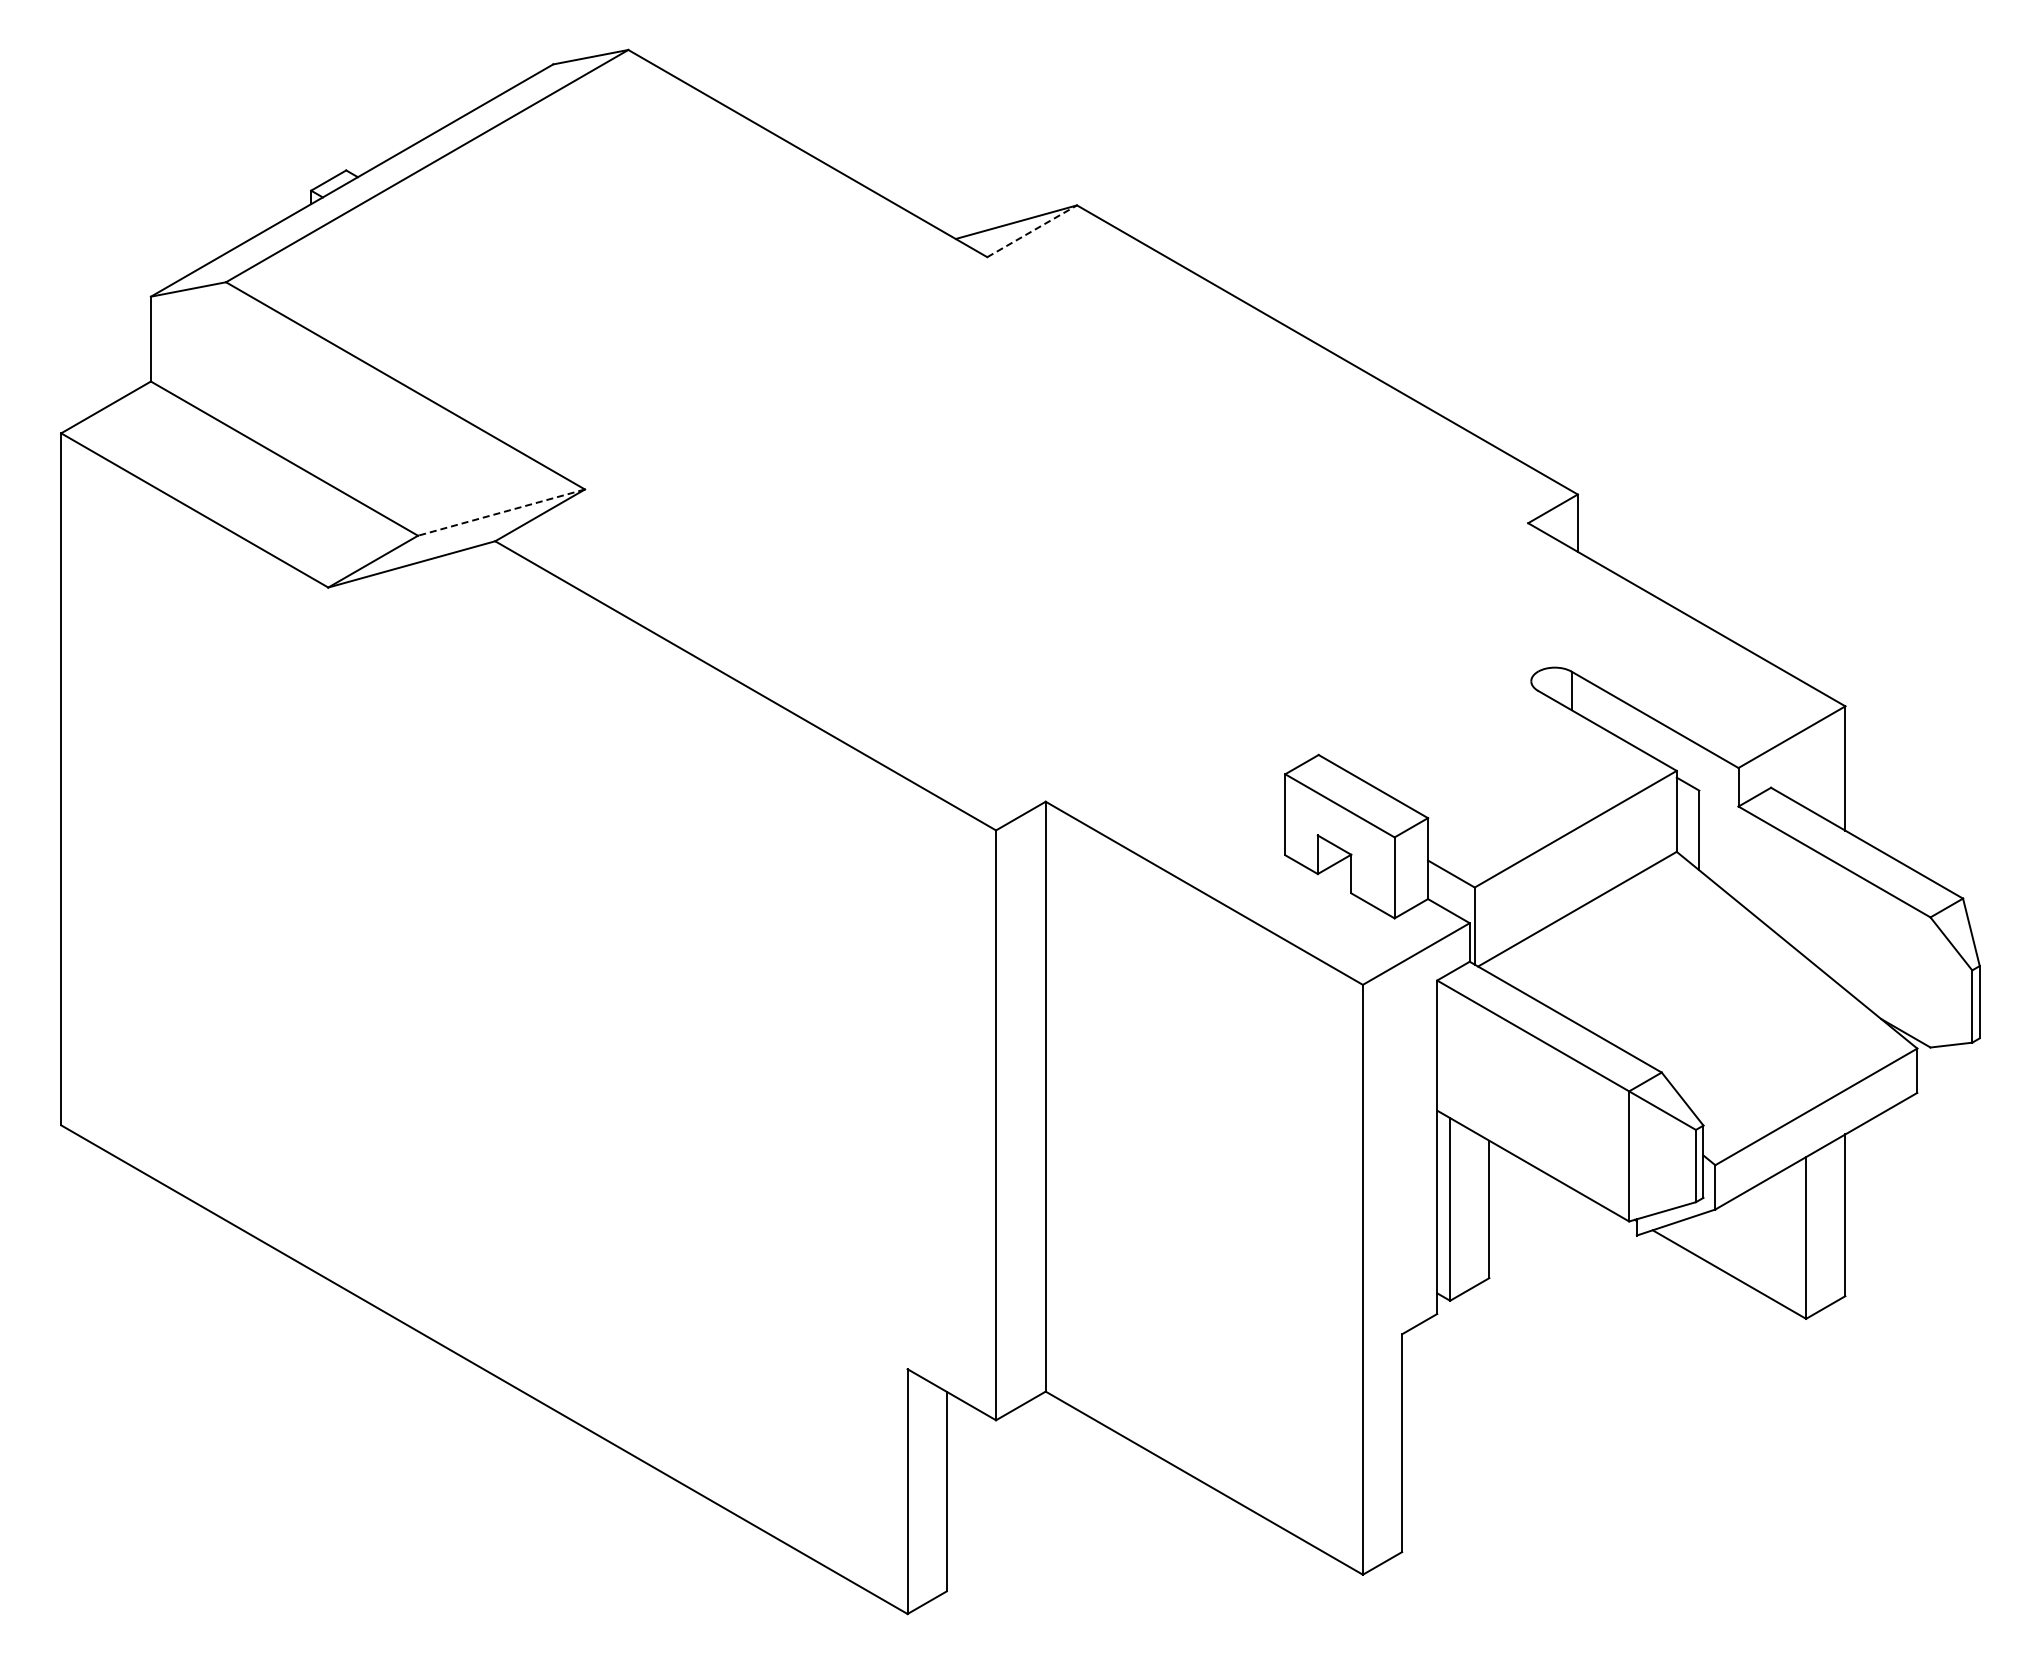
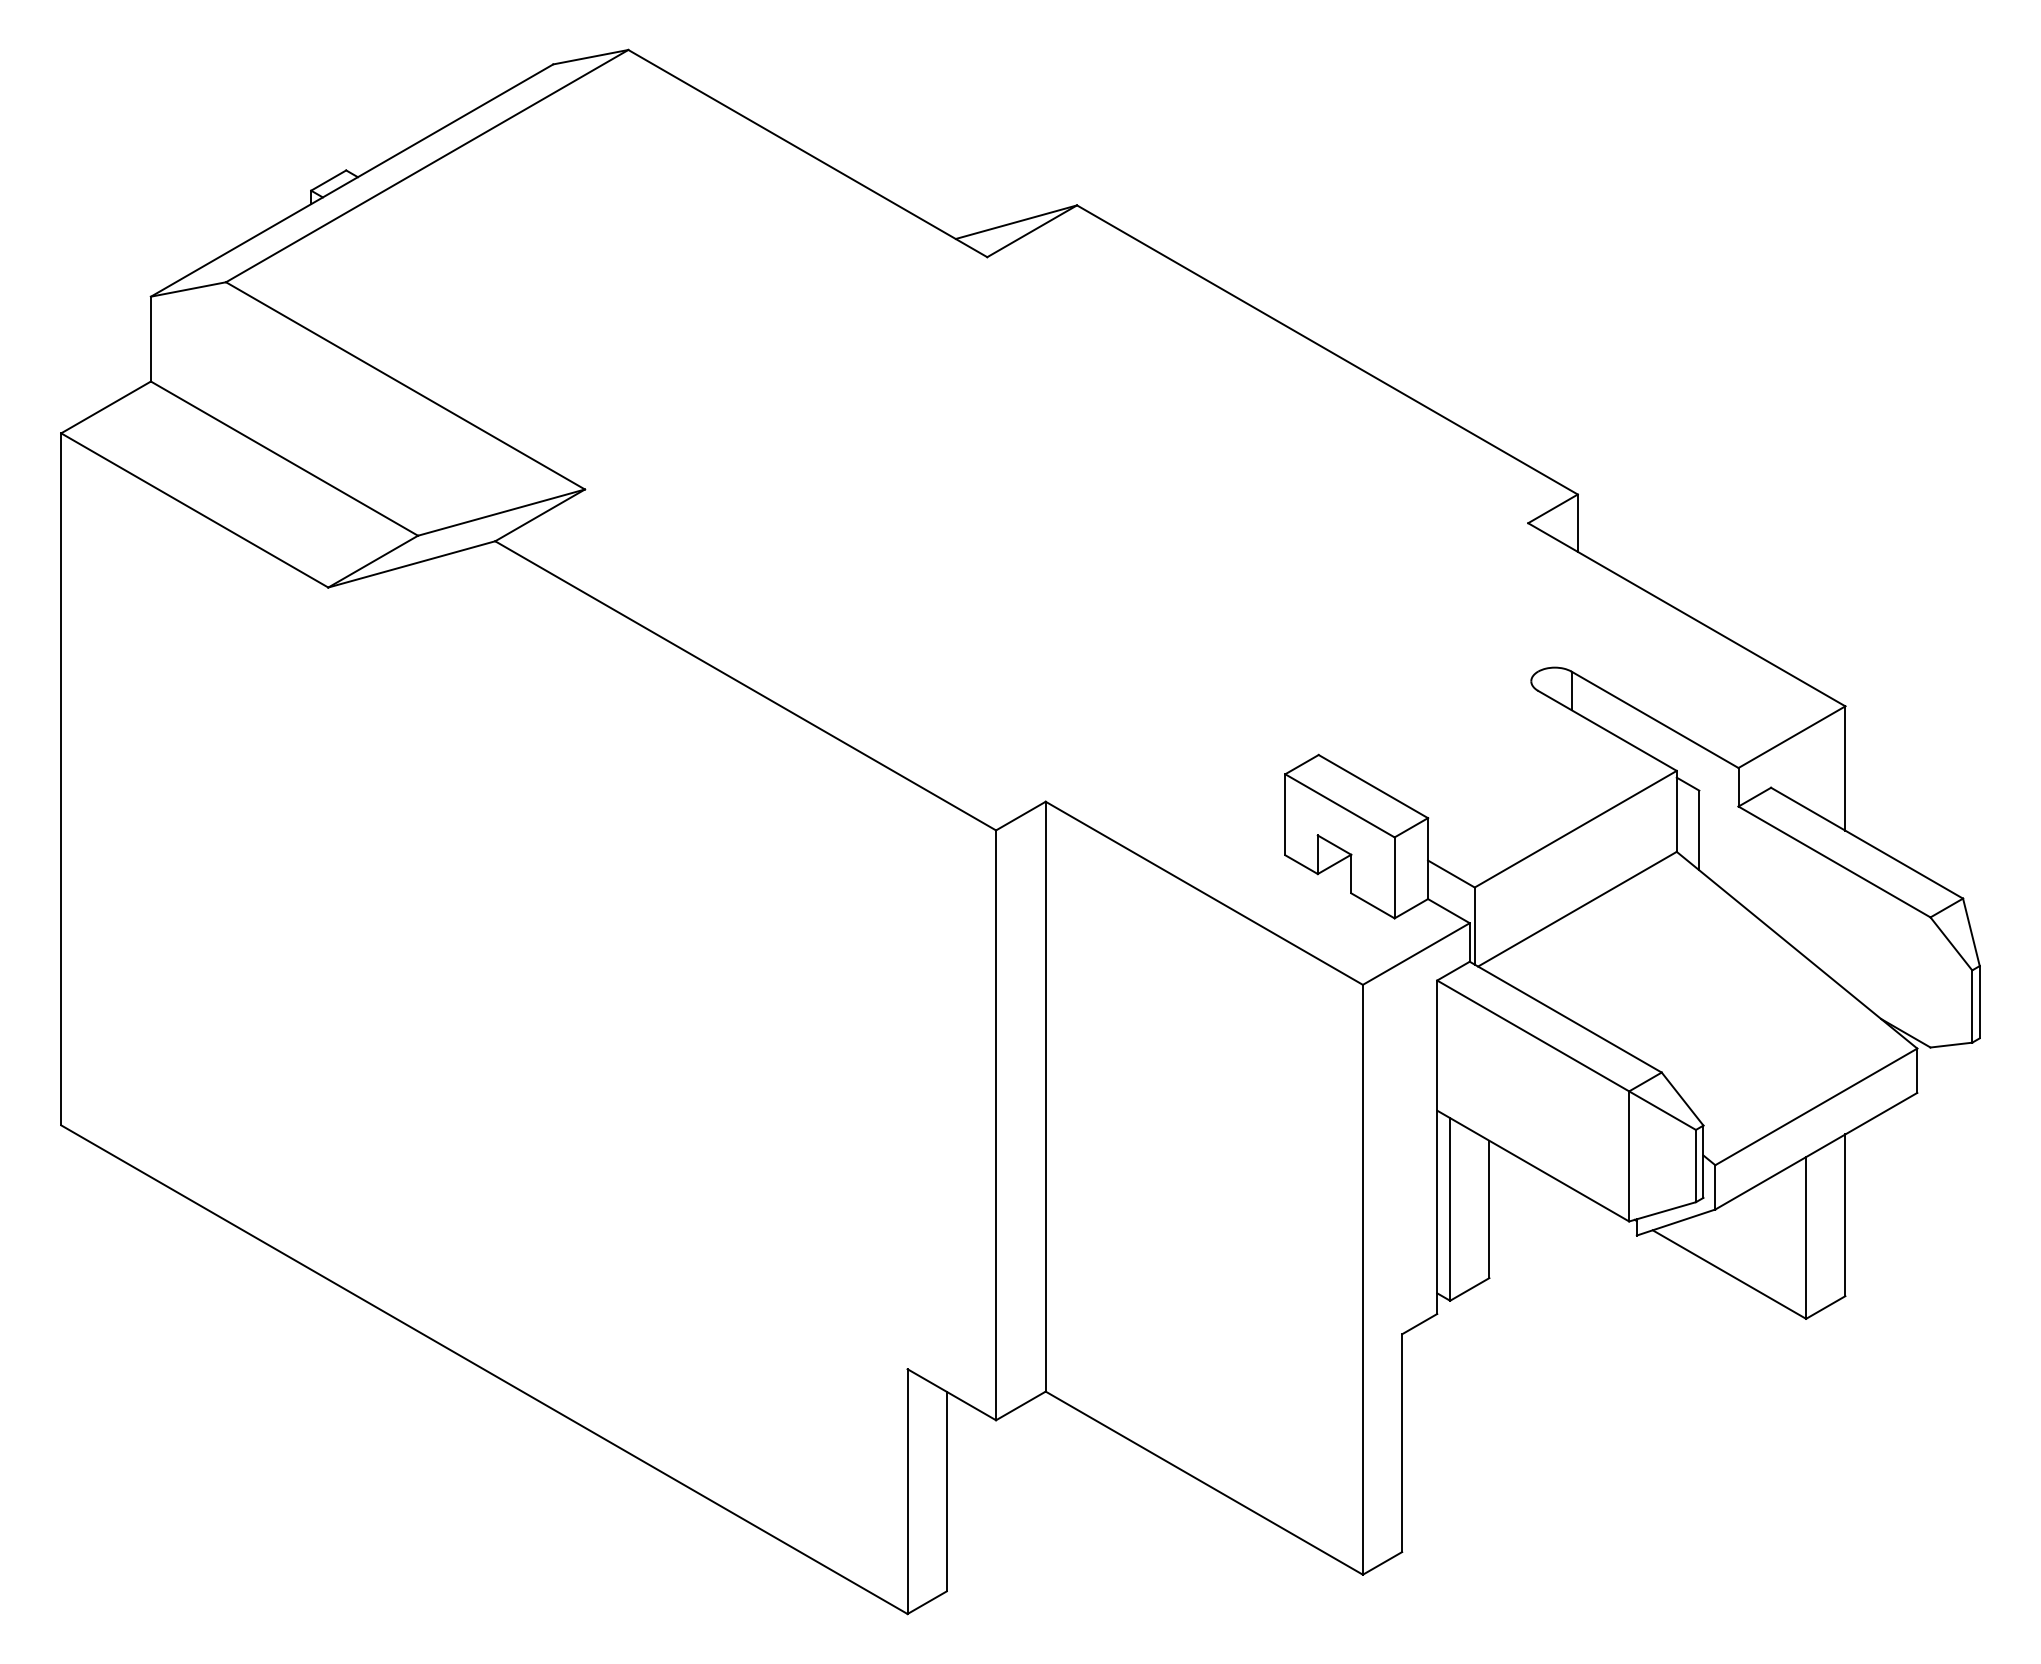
line: dashed -> solid (1032, 231)
line: dashed -> solid (501, 512)
